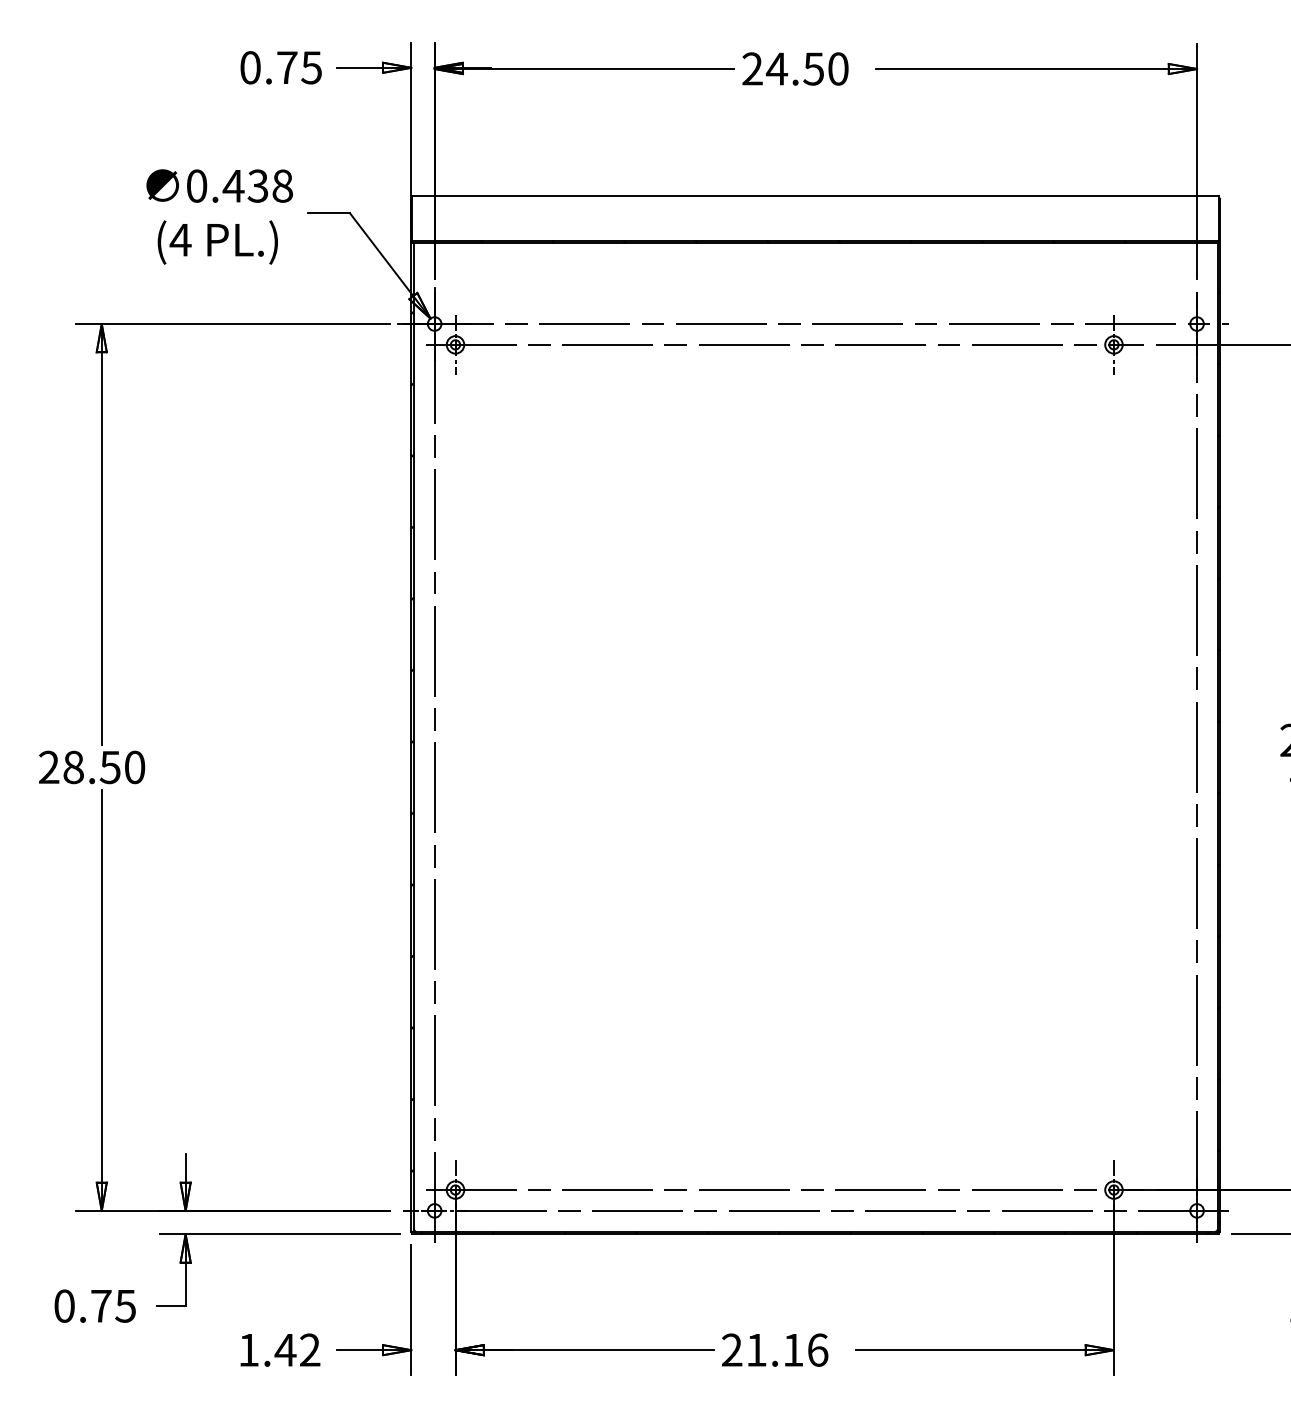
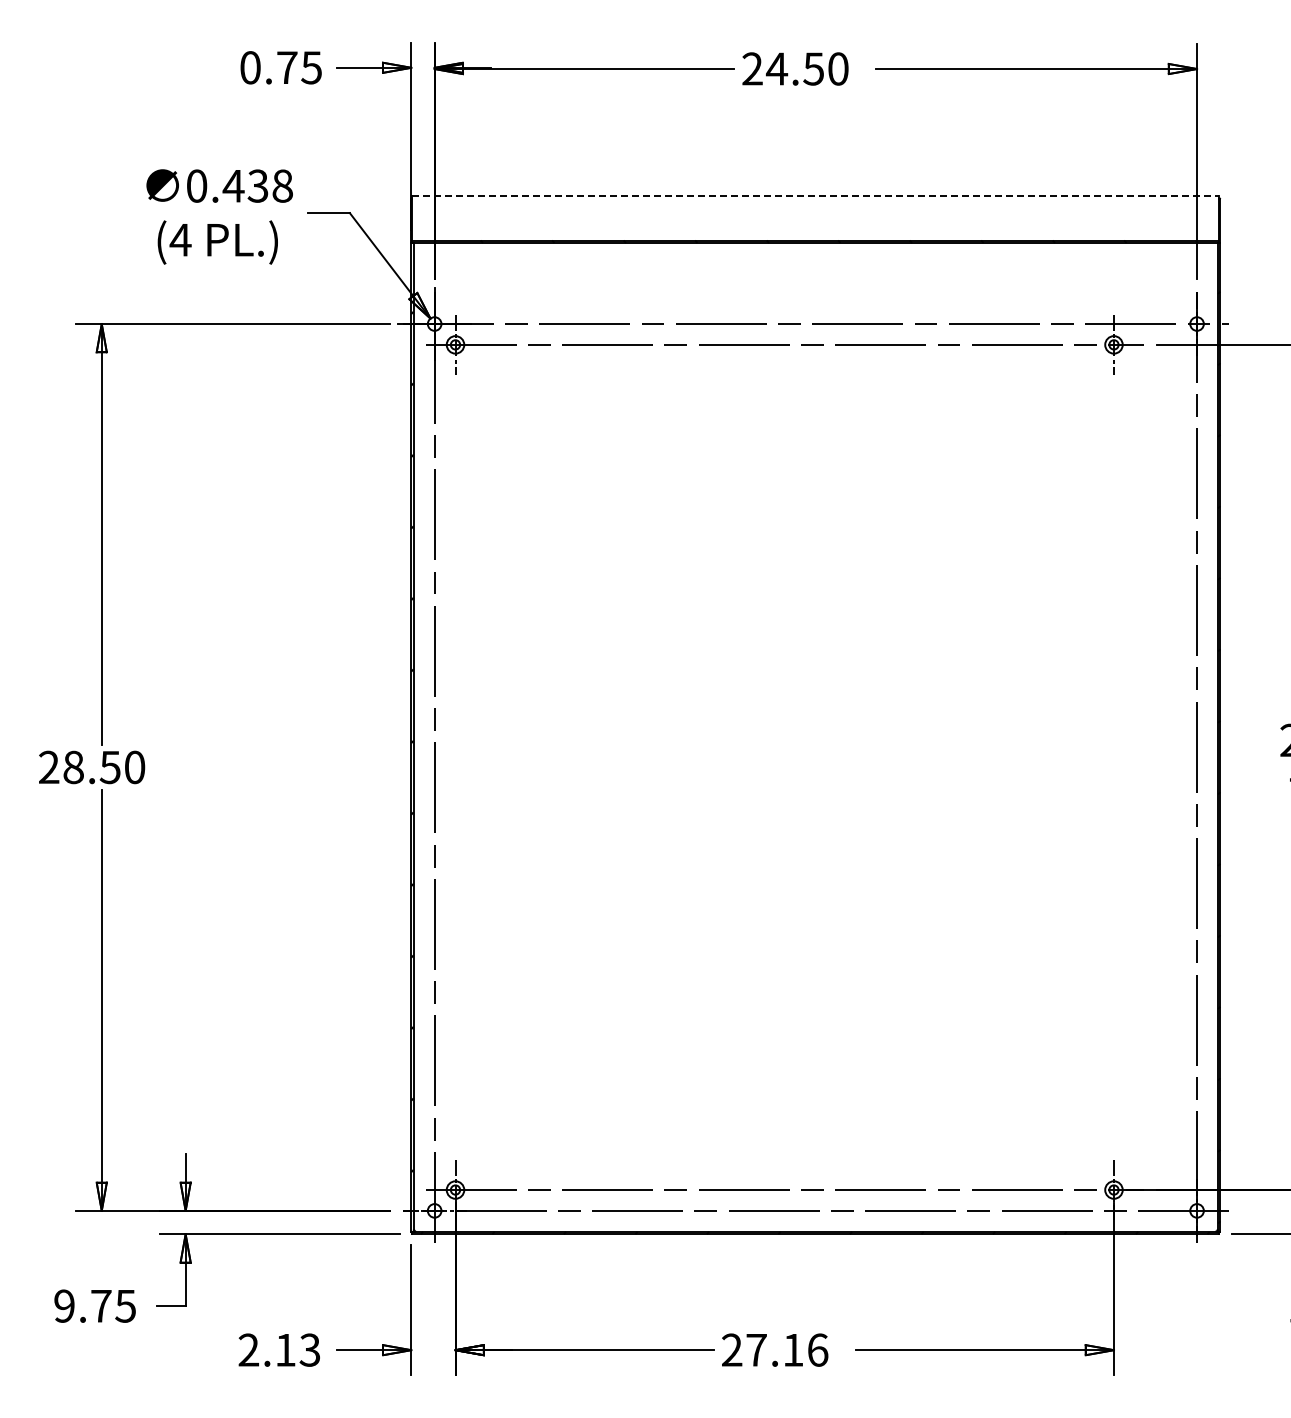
line: solid -> dashed (816, 196)
text: 0.75 -> 9.75 (64, 1305)
text: 1.42 -> 2.13 (279, 1349)
text: 21.16 -> 27.16 (756, 1350)
